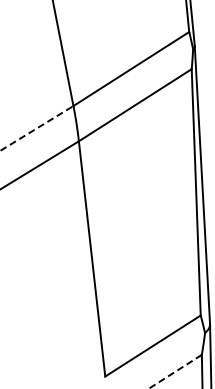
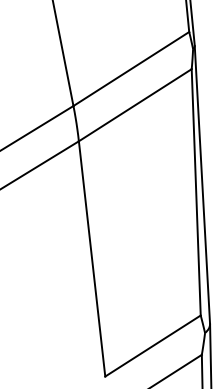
line: dashed -> solid (36, 128)
line: dashed -> solid (174, 372)
